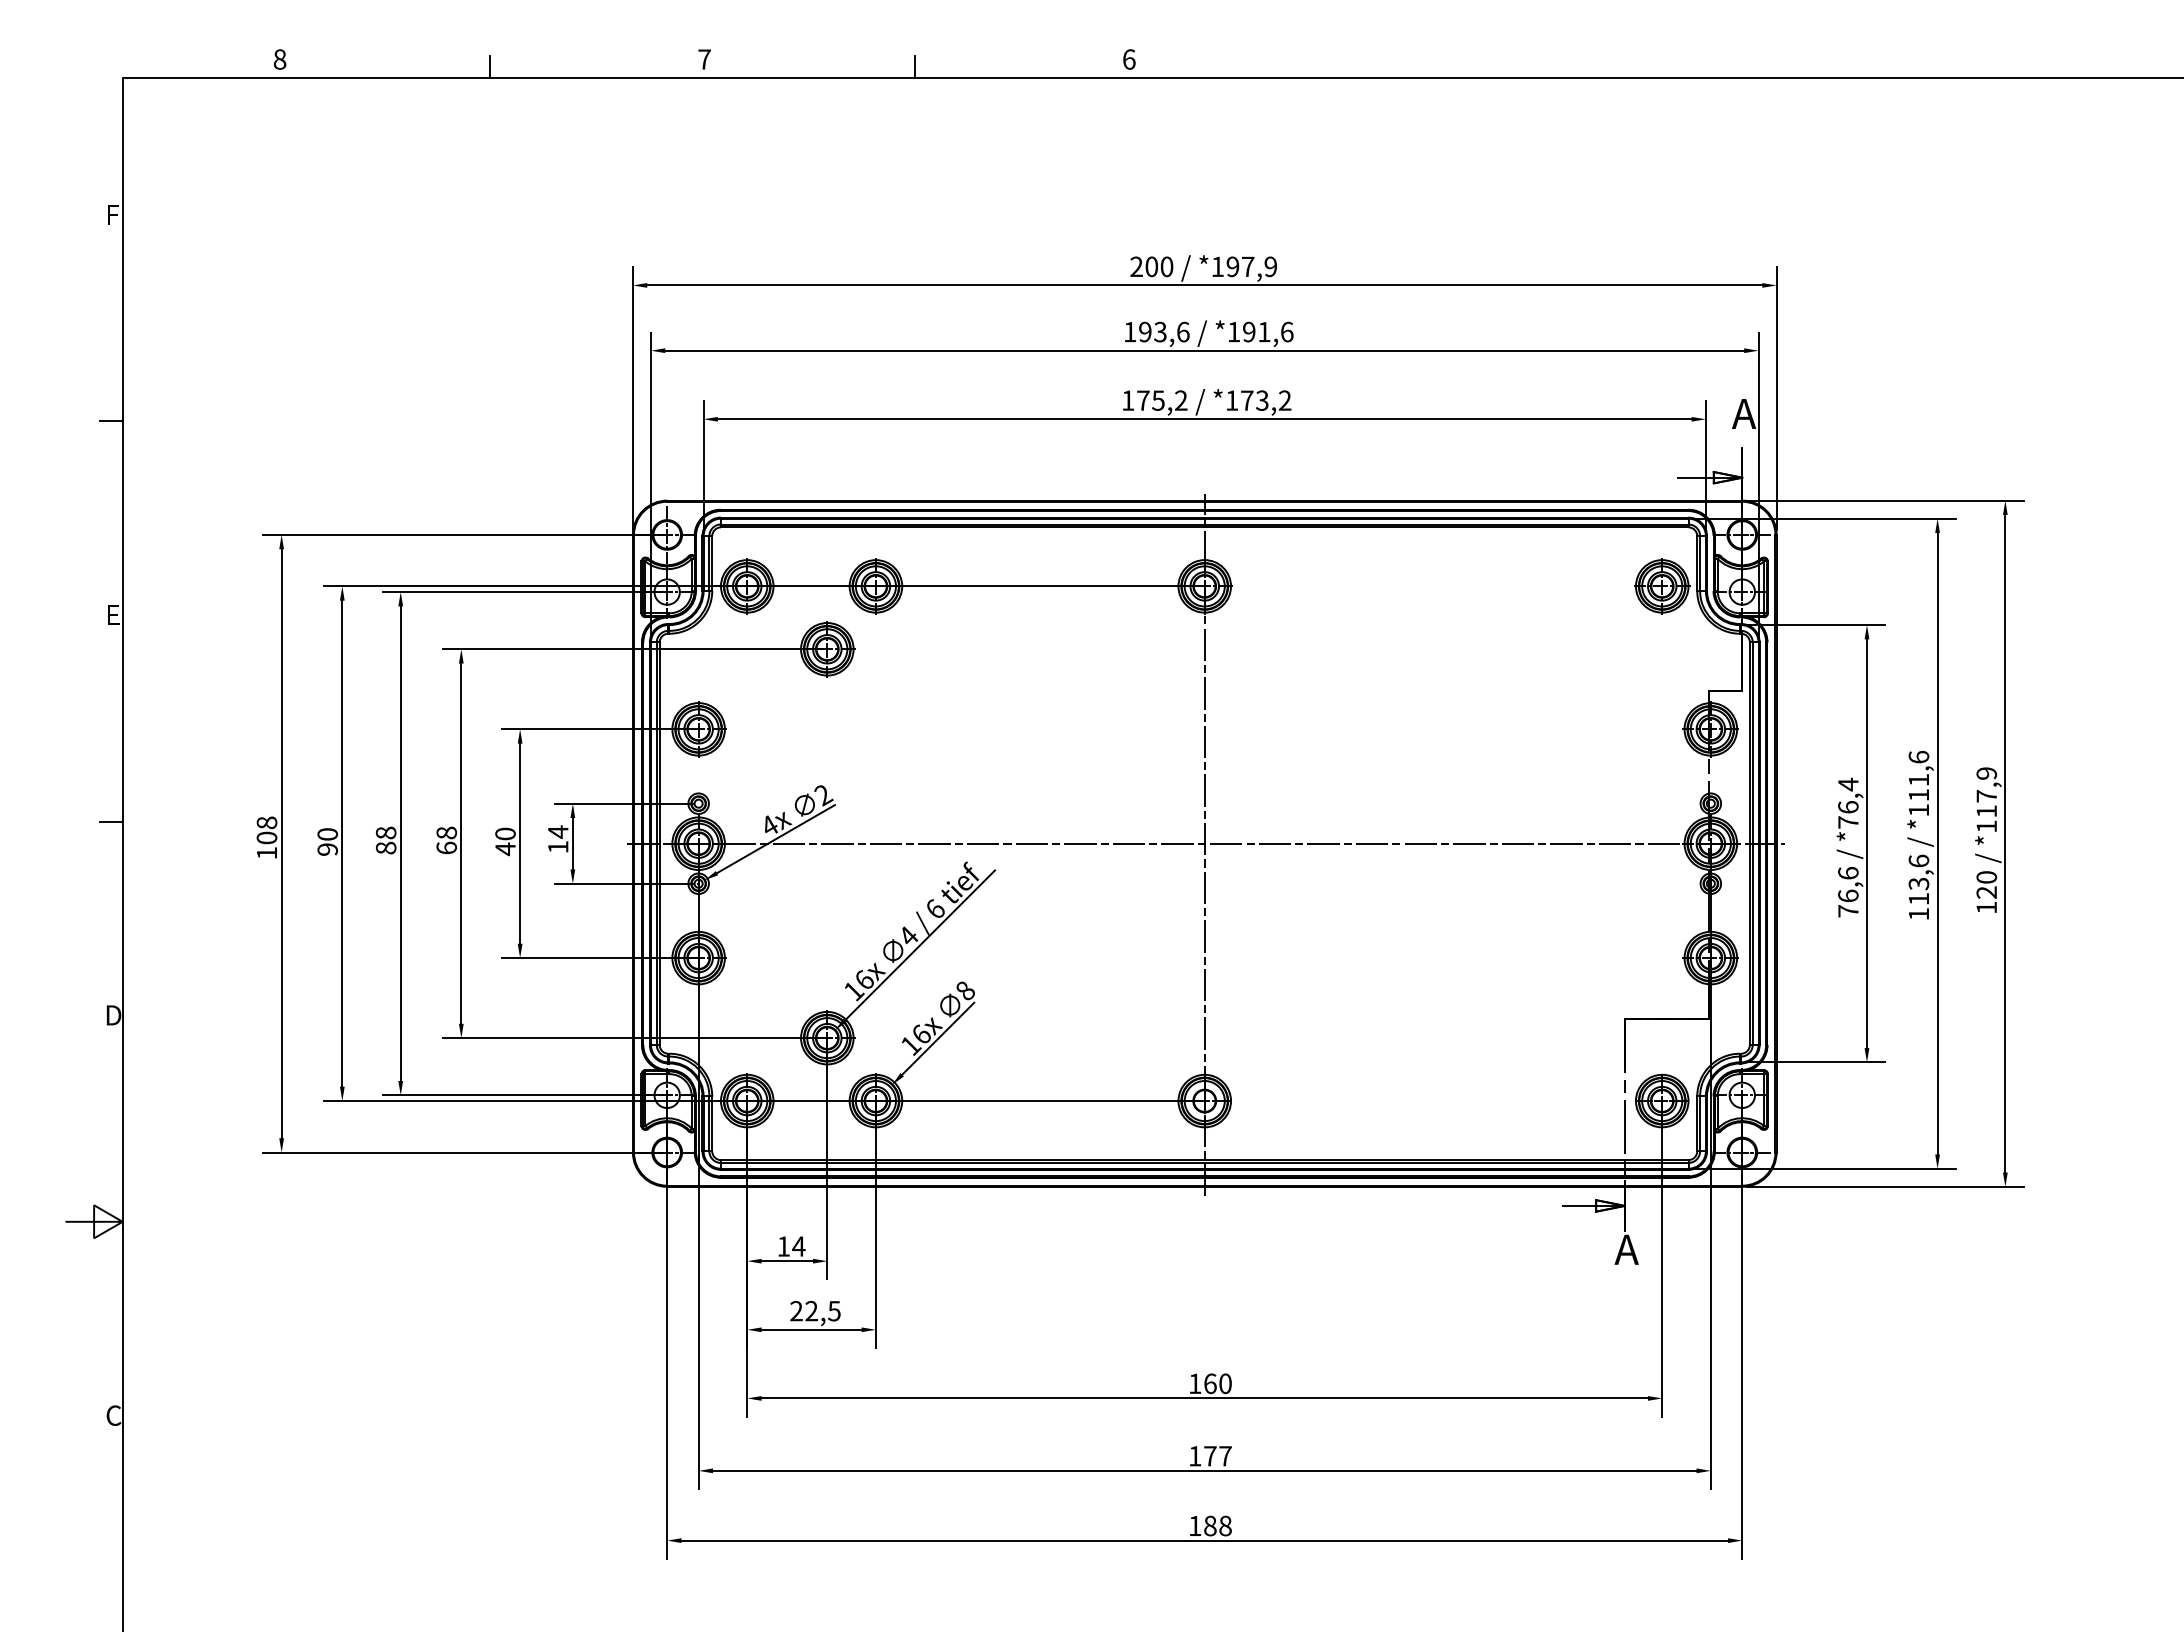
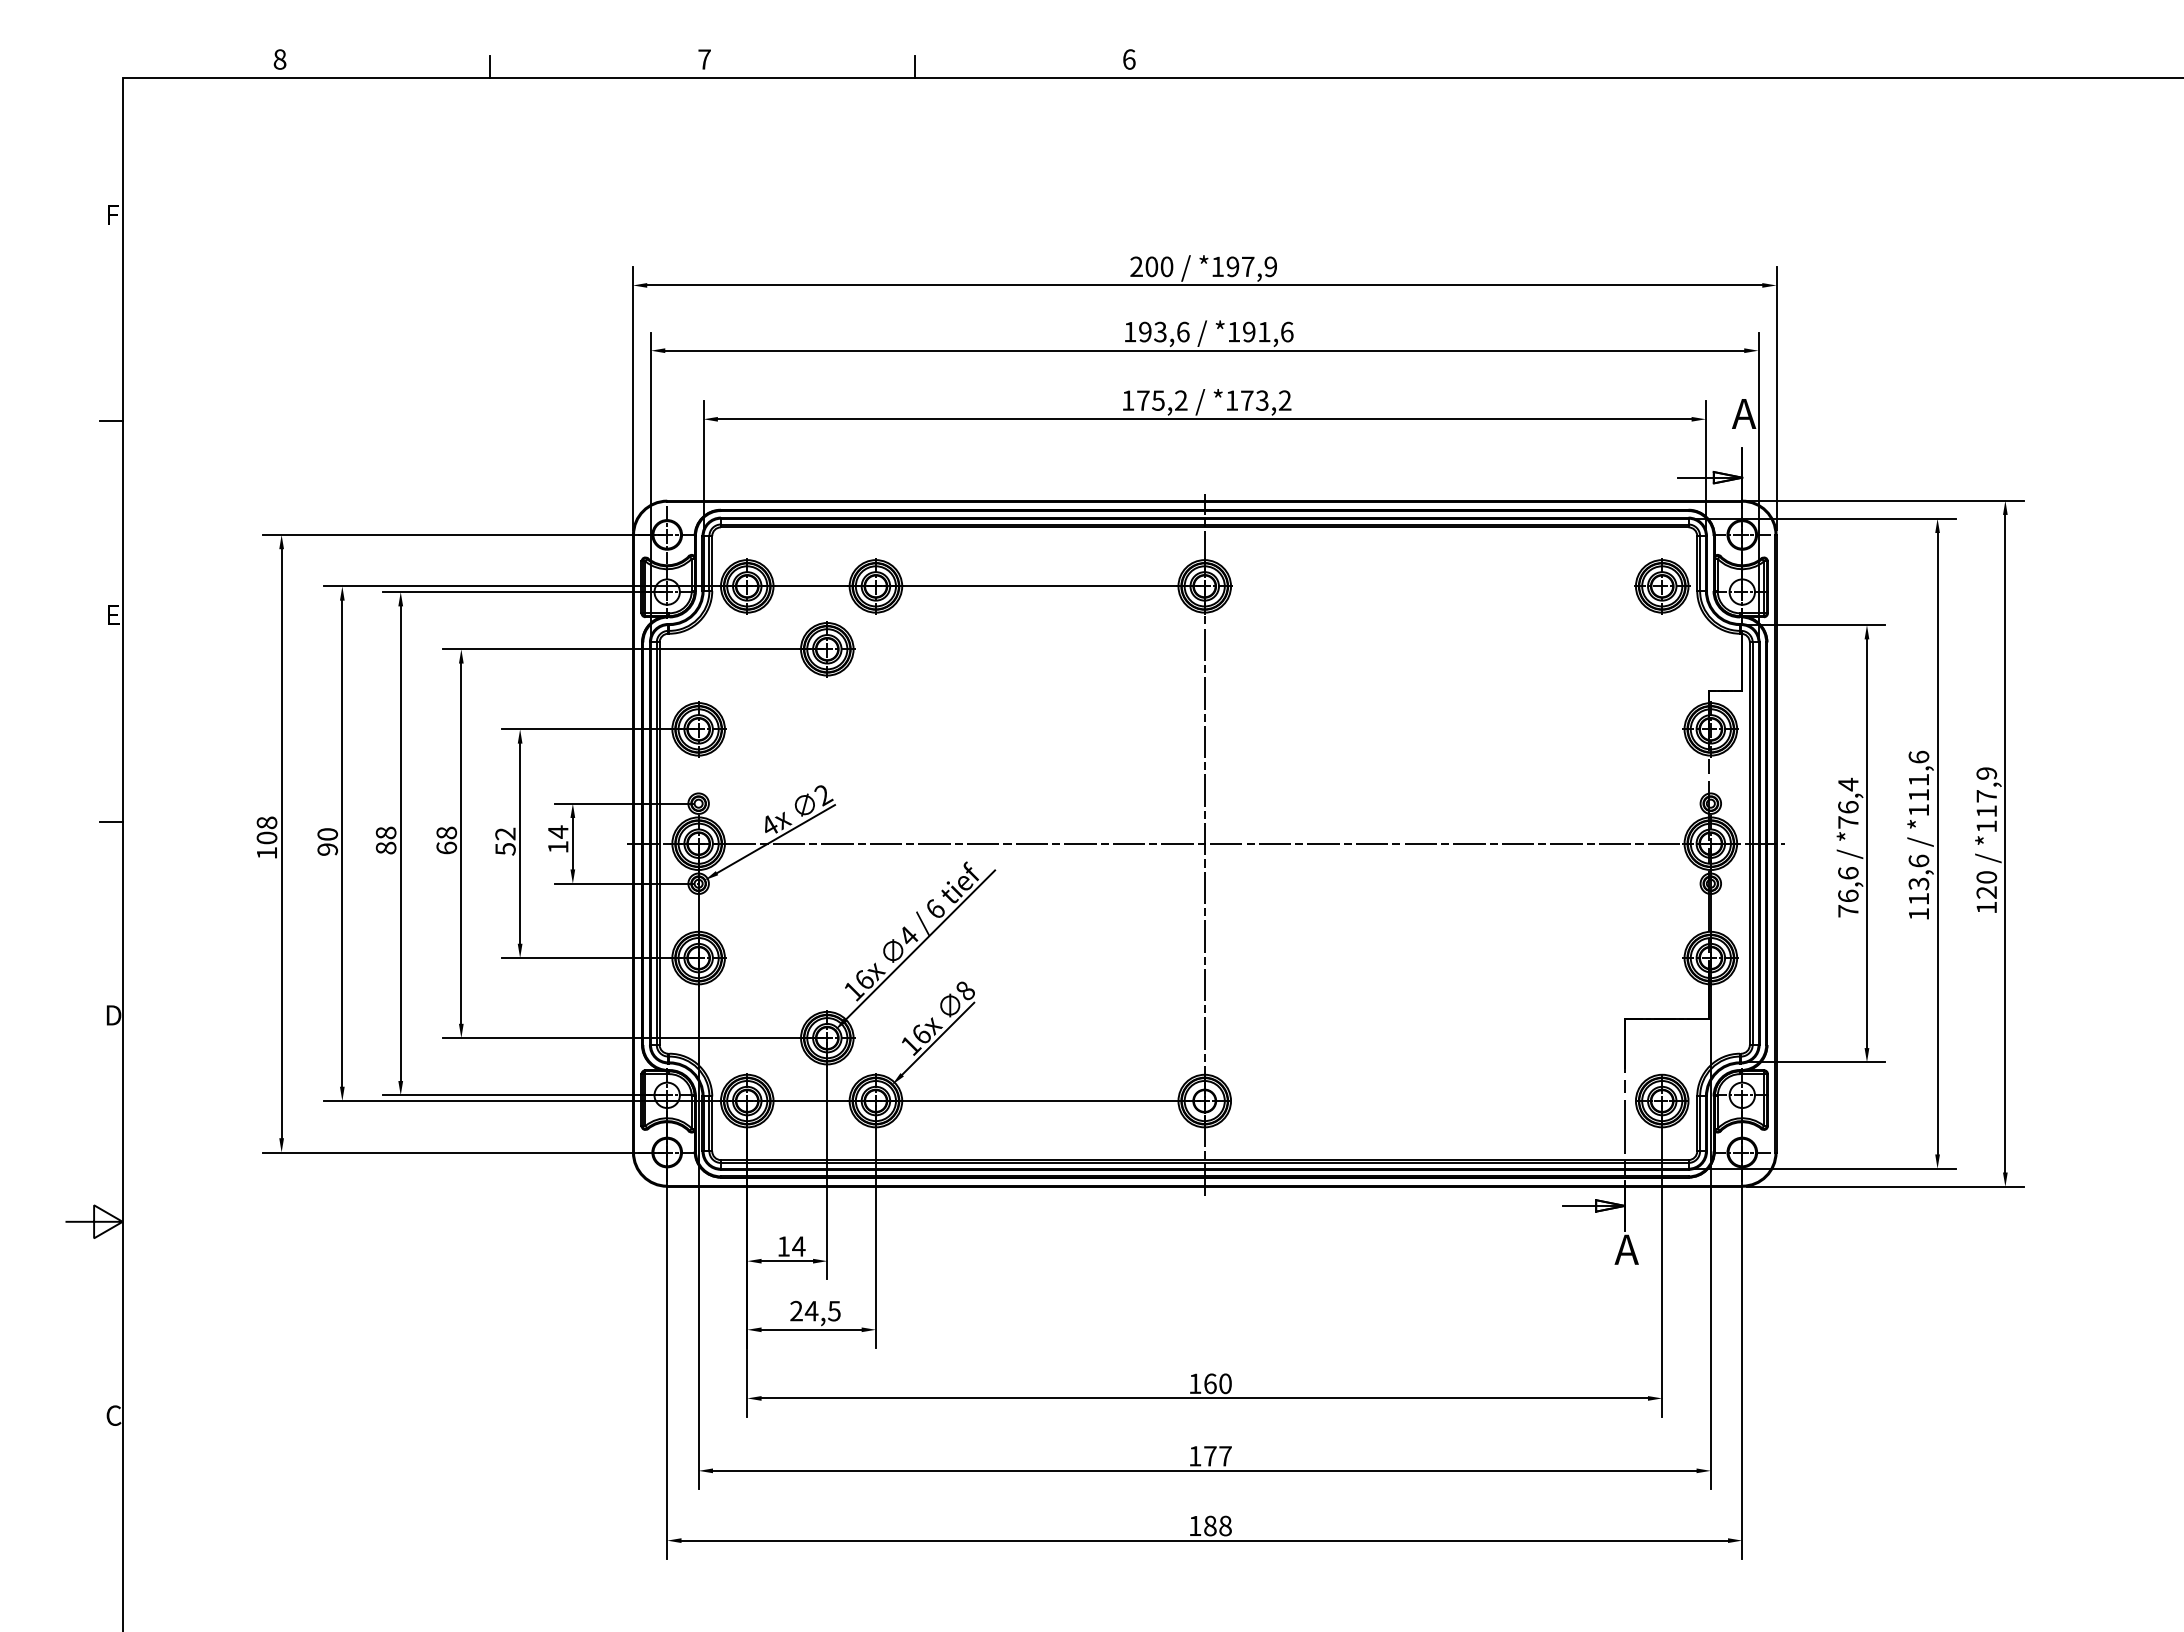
text: 40 -> 52 (505, 841)
text: 22,5 -> 24,5 (811, 1310)
